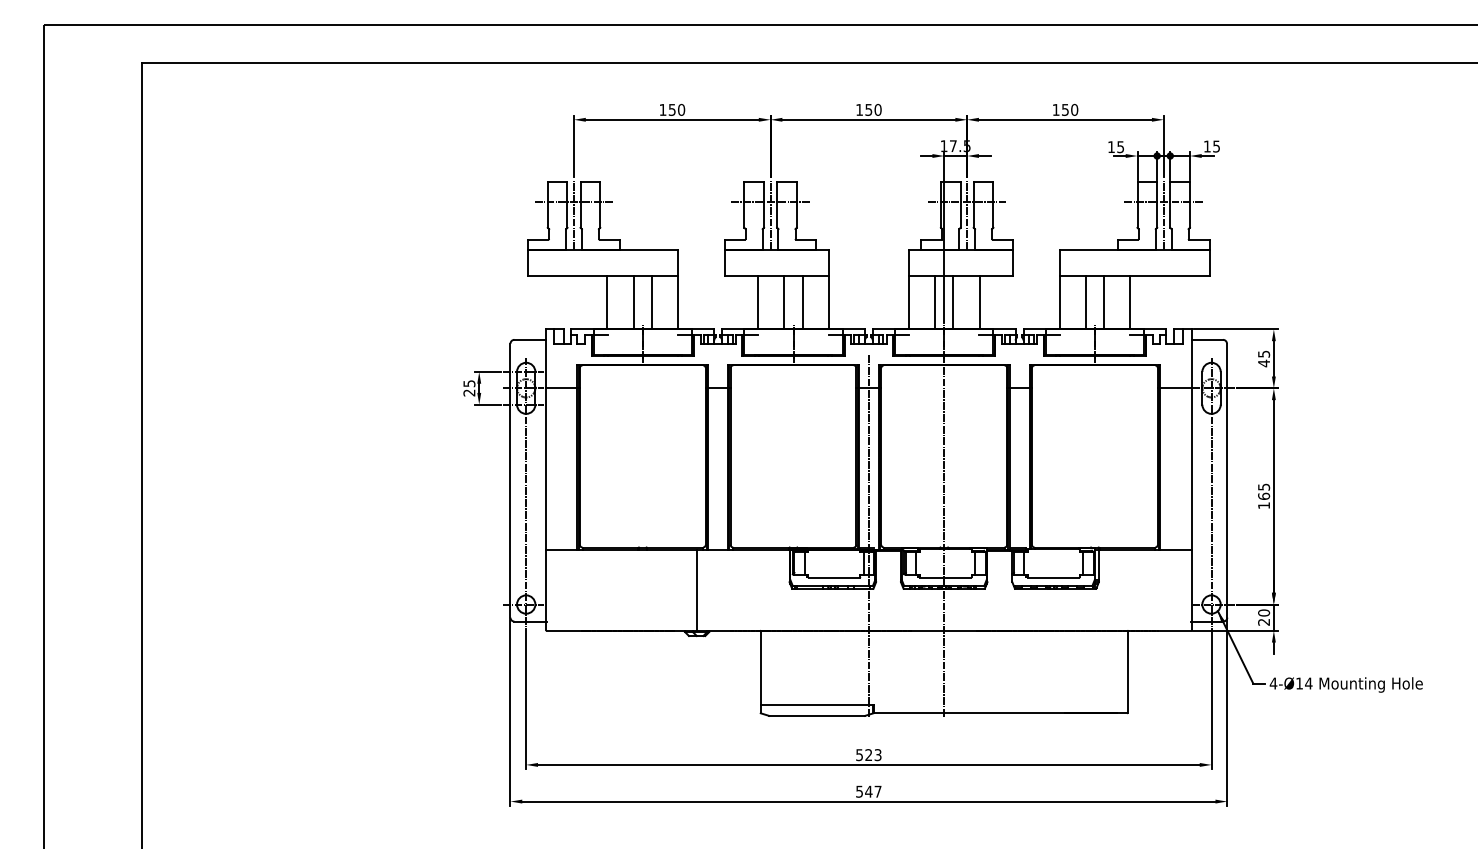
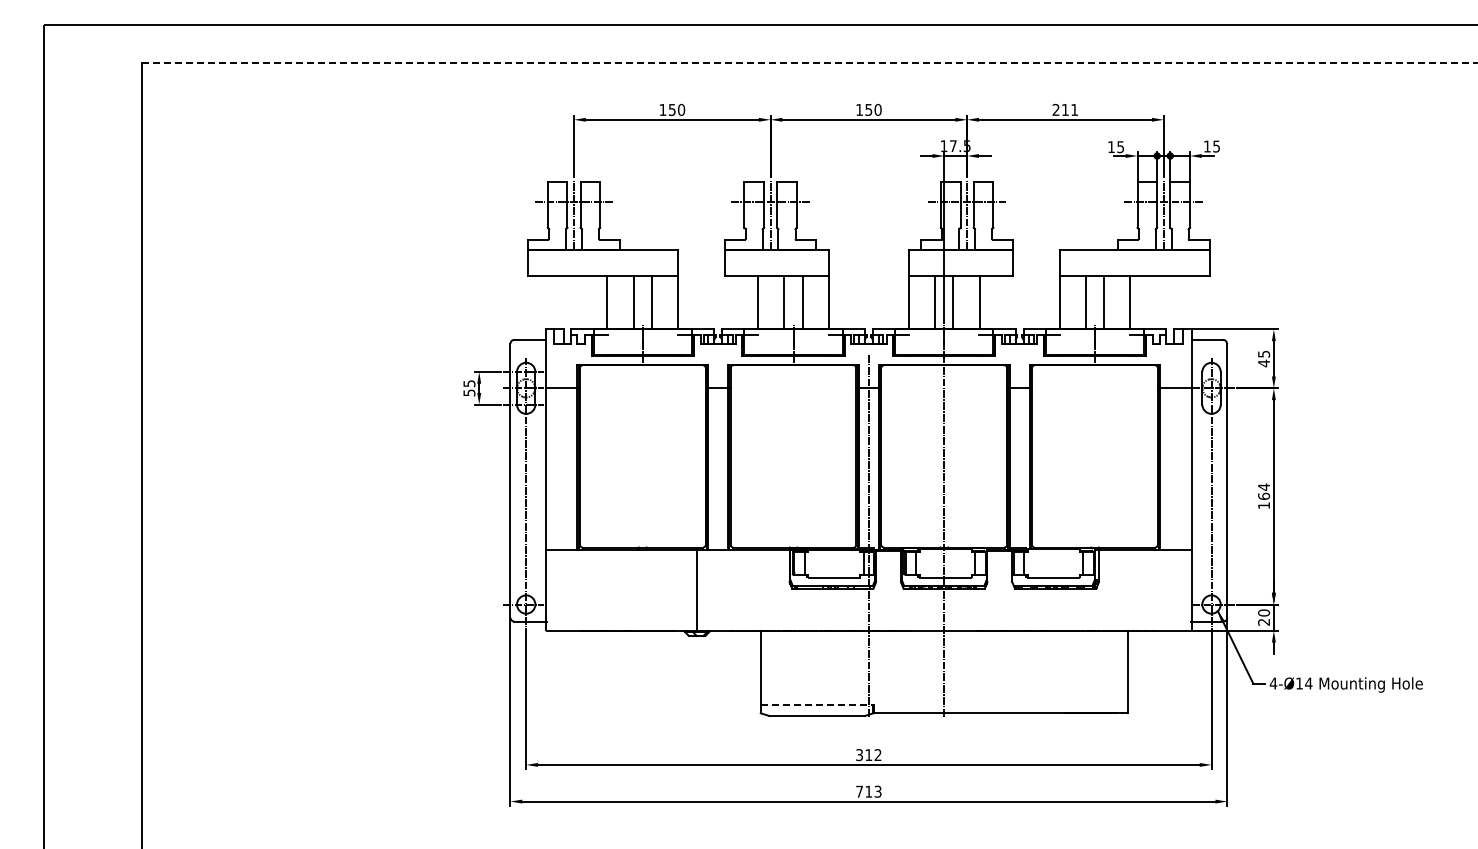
line: solid -> dashed (809, 63)
text: 150 -> 211 (1065, 109)
text: 25 -> 55 (469, 392)
text: 165 -> 164 (1264, 487)
line: solid -> dashed (817, 705)
text: 523 -> 312 (868, 755)
text: 547 -> 713 (868, 791)
